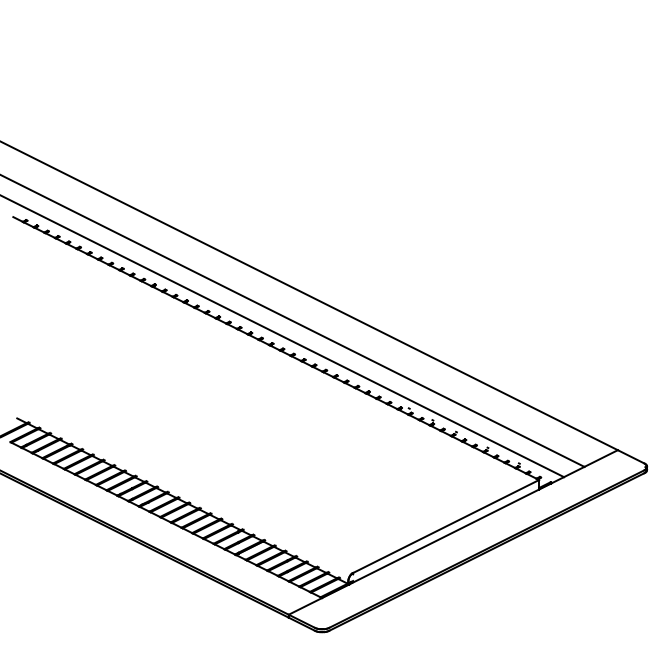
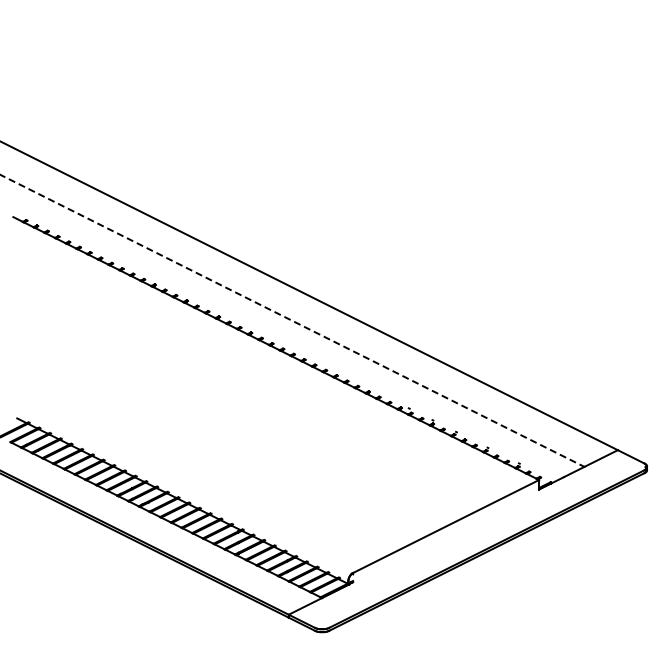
line: solid -> dashed (293, 321)
line: present -> none (283, 336)
line: present -> none (444, 536)
